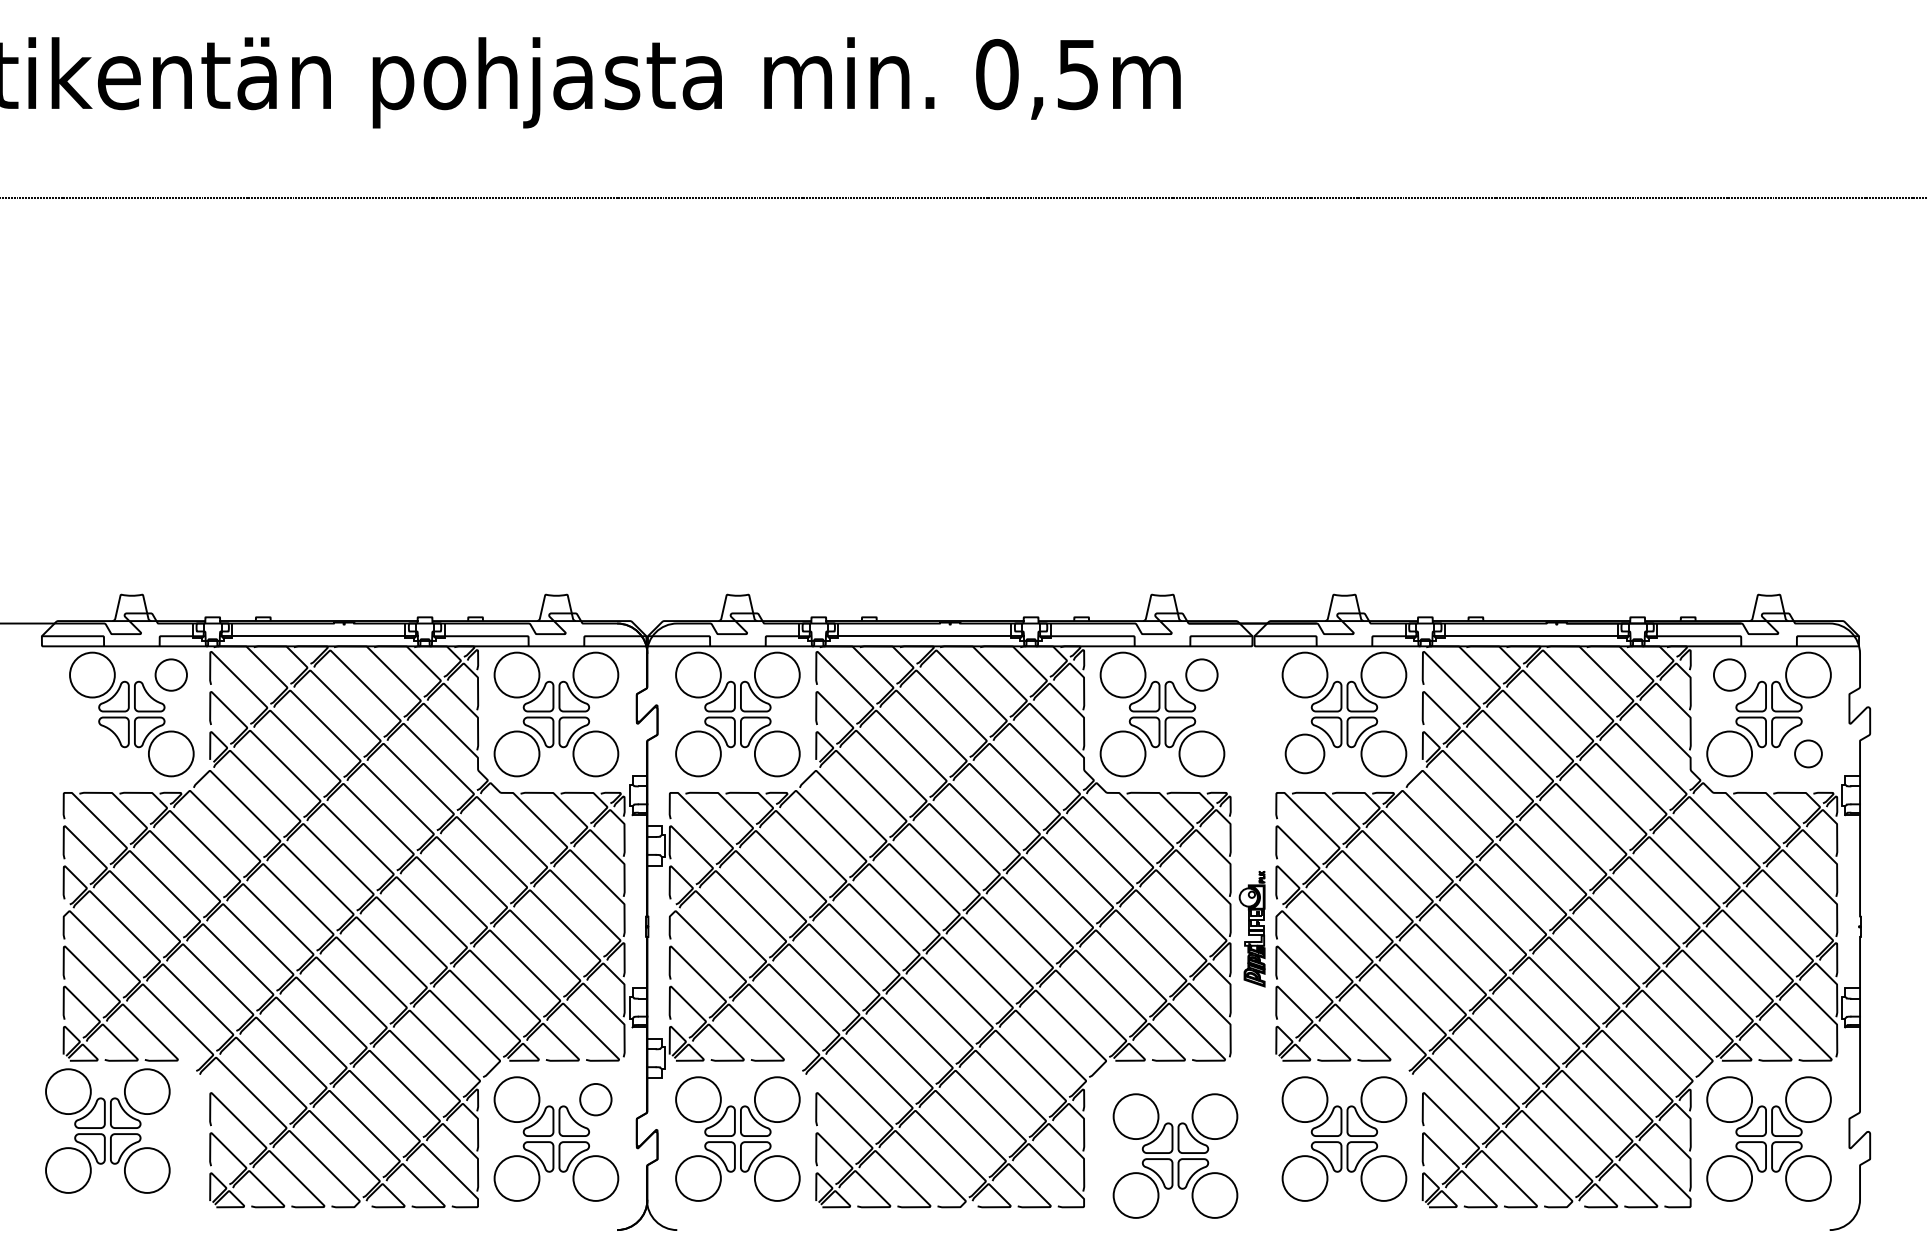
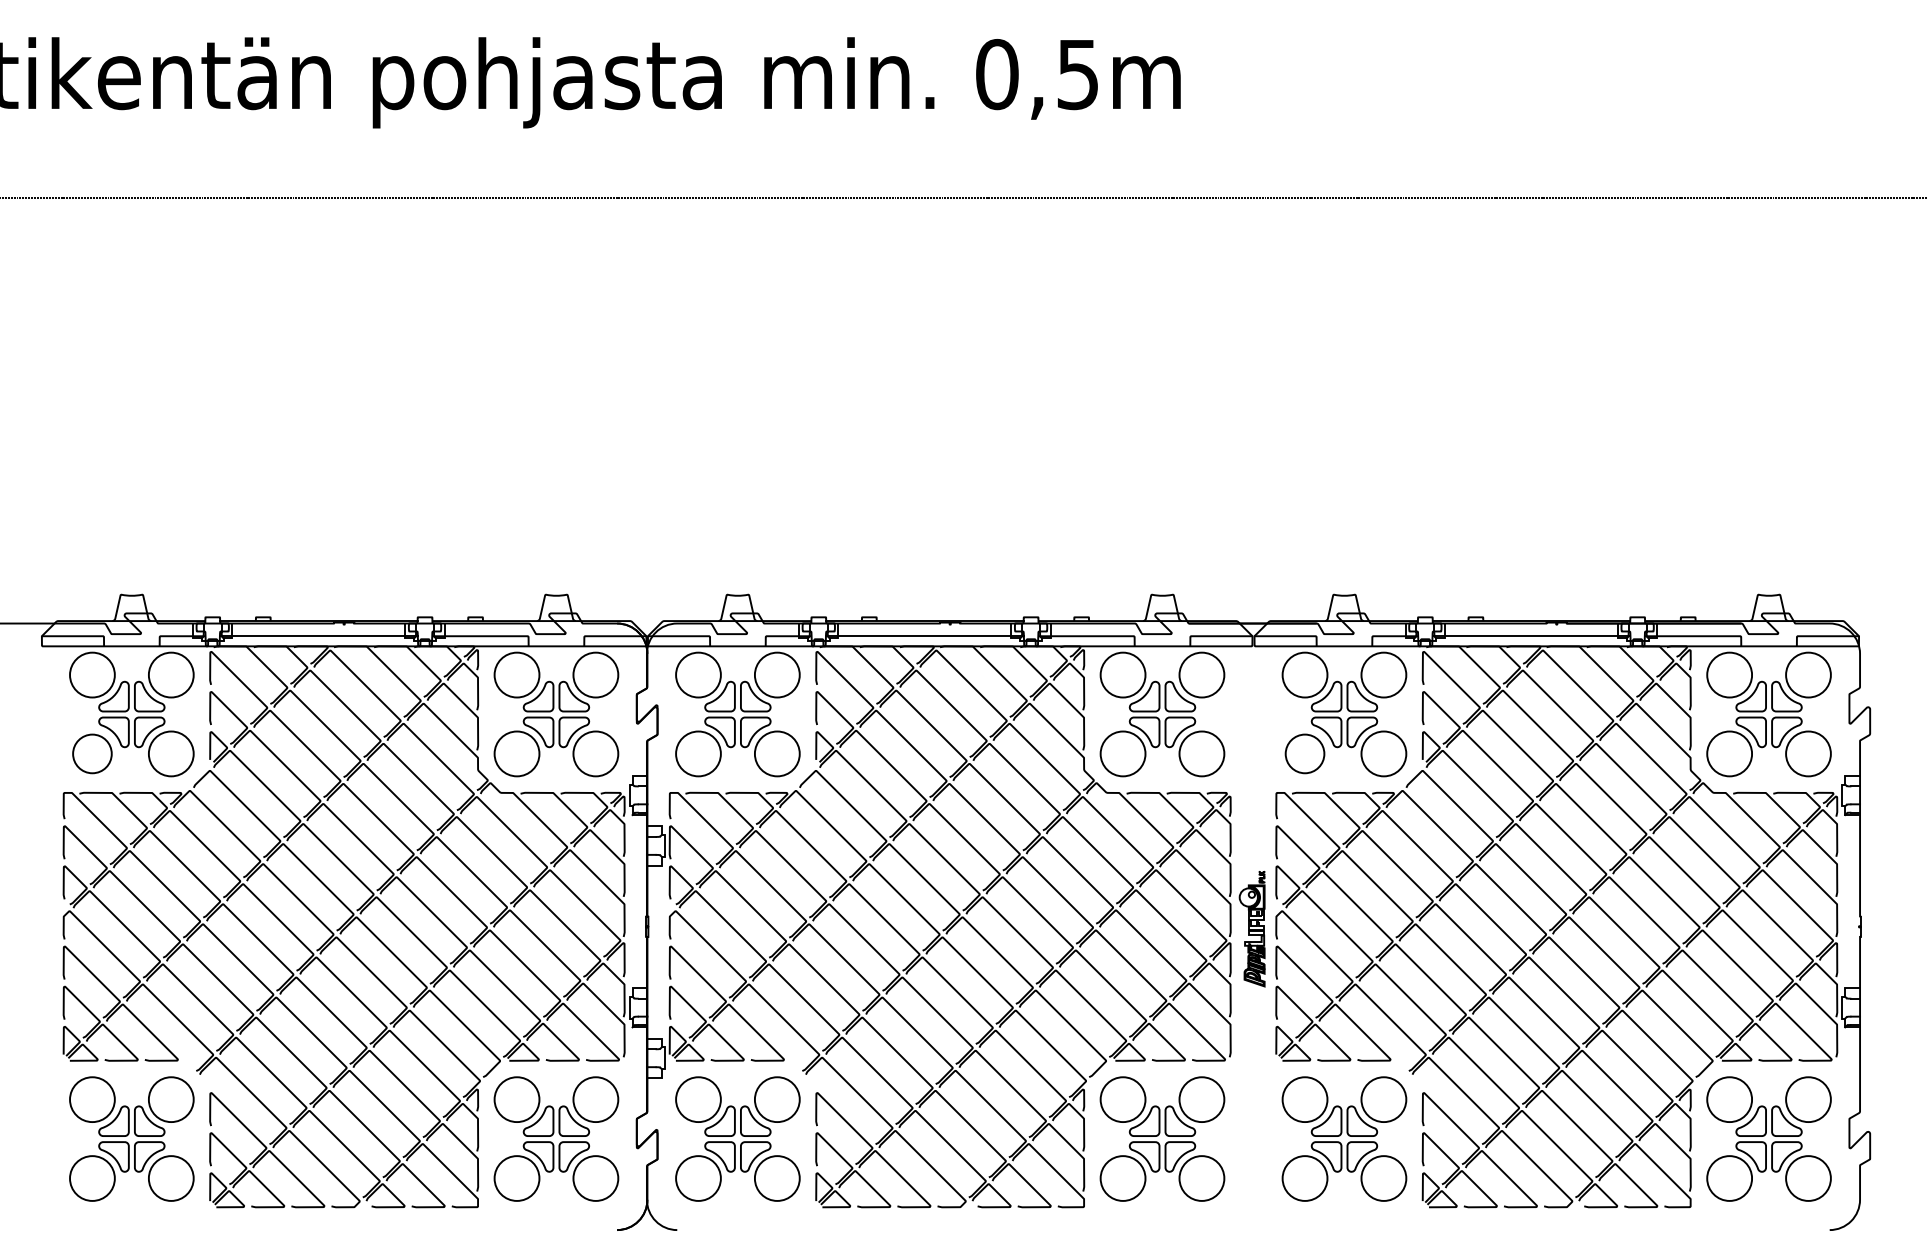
circle diameter: 31 px -> 45 px (170, 674)
circle diameter: 31 px -> 45 px (1201, 674)
circle diameter: 31 px -> 45 px (1729, 674)
circle: none -> present (92, 753)
circle diameter: 27 px -> 45 px (1808, 753)
circle diameter: 31 px -> 45 px (595, 1099)
part position: (107, 1130) -> (131, 1138) (131, 1138)
part position: (1175, 1155) -> (1162, 1138) (1162, 1138)
